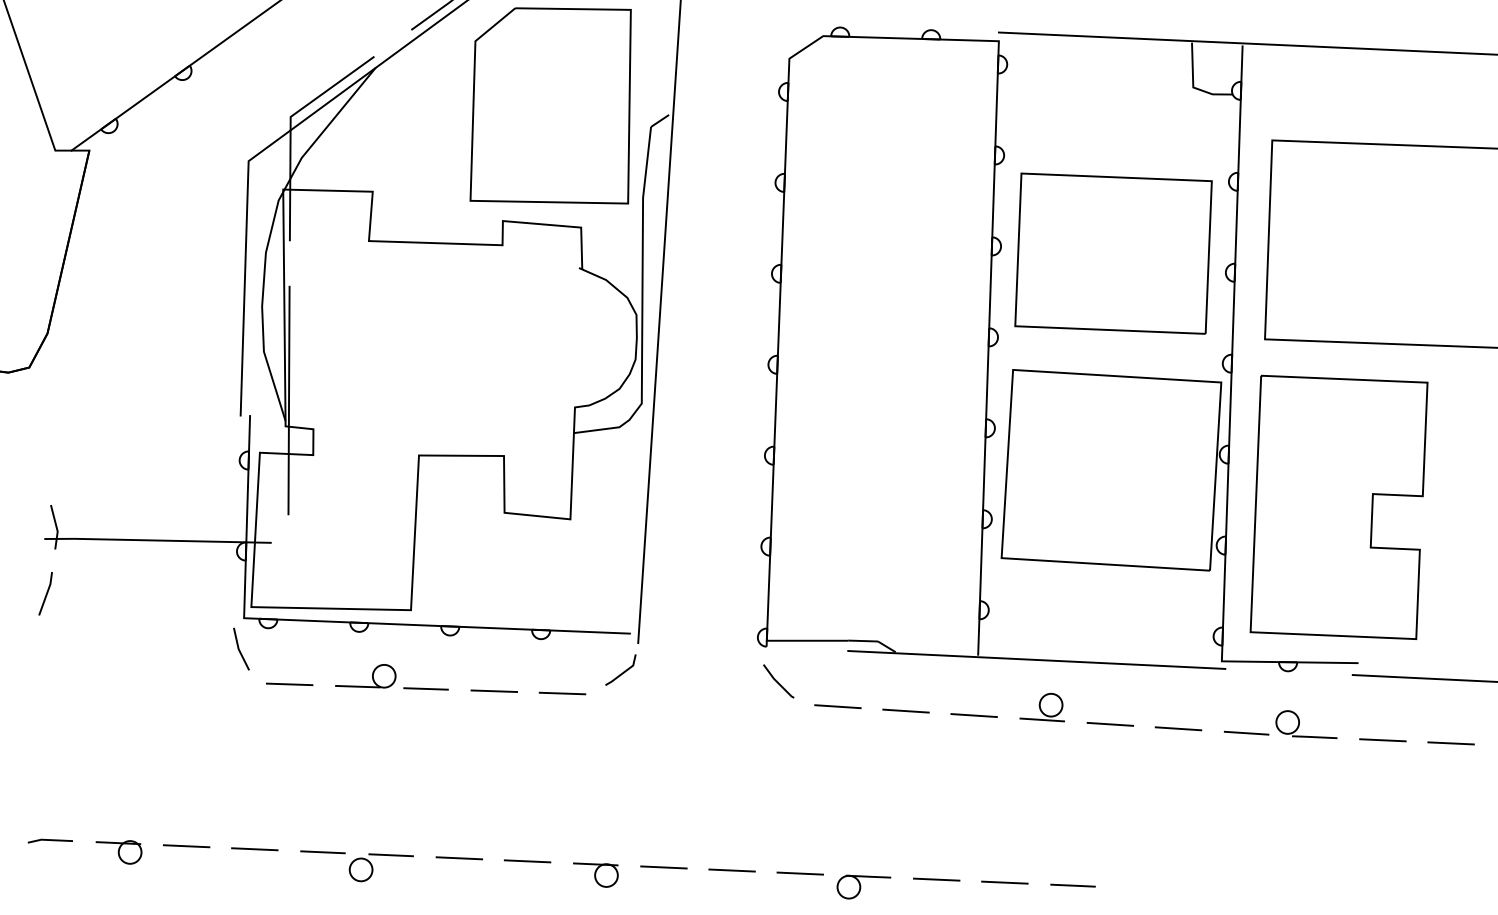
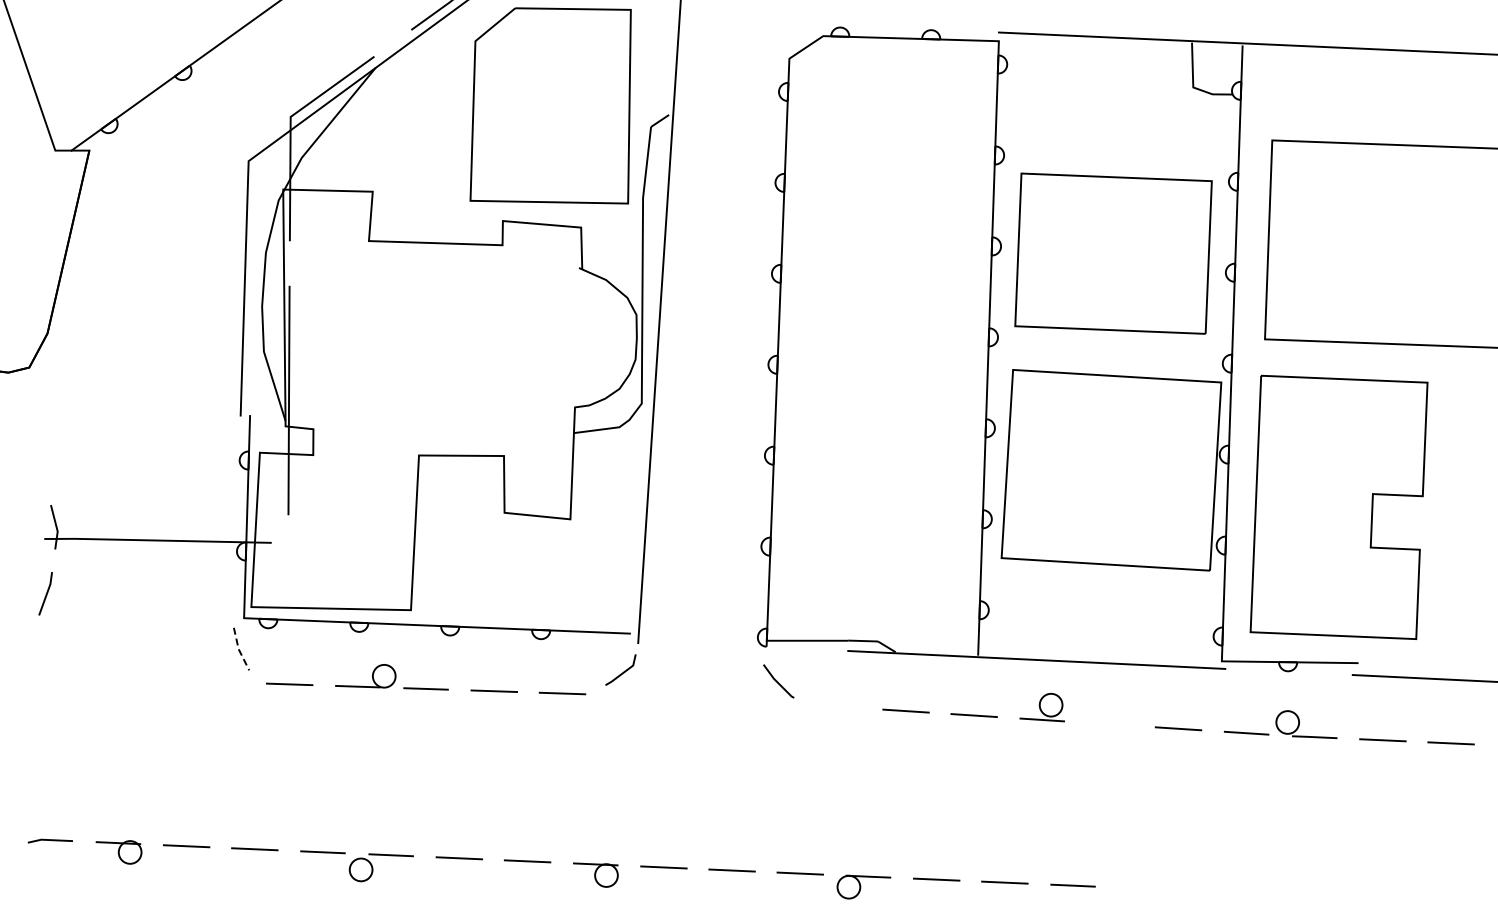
line: solid -> dashed (239, 650)
line: present -> none (837, 706)
line: present -> none (1109, 724)
